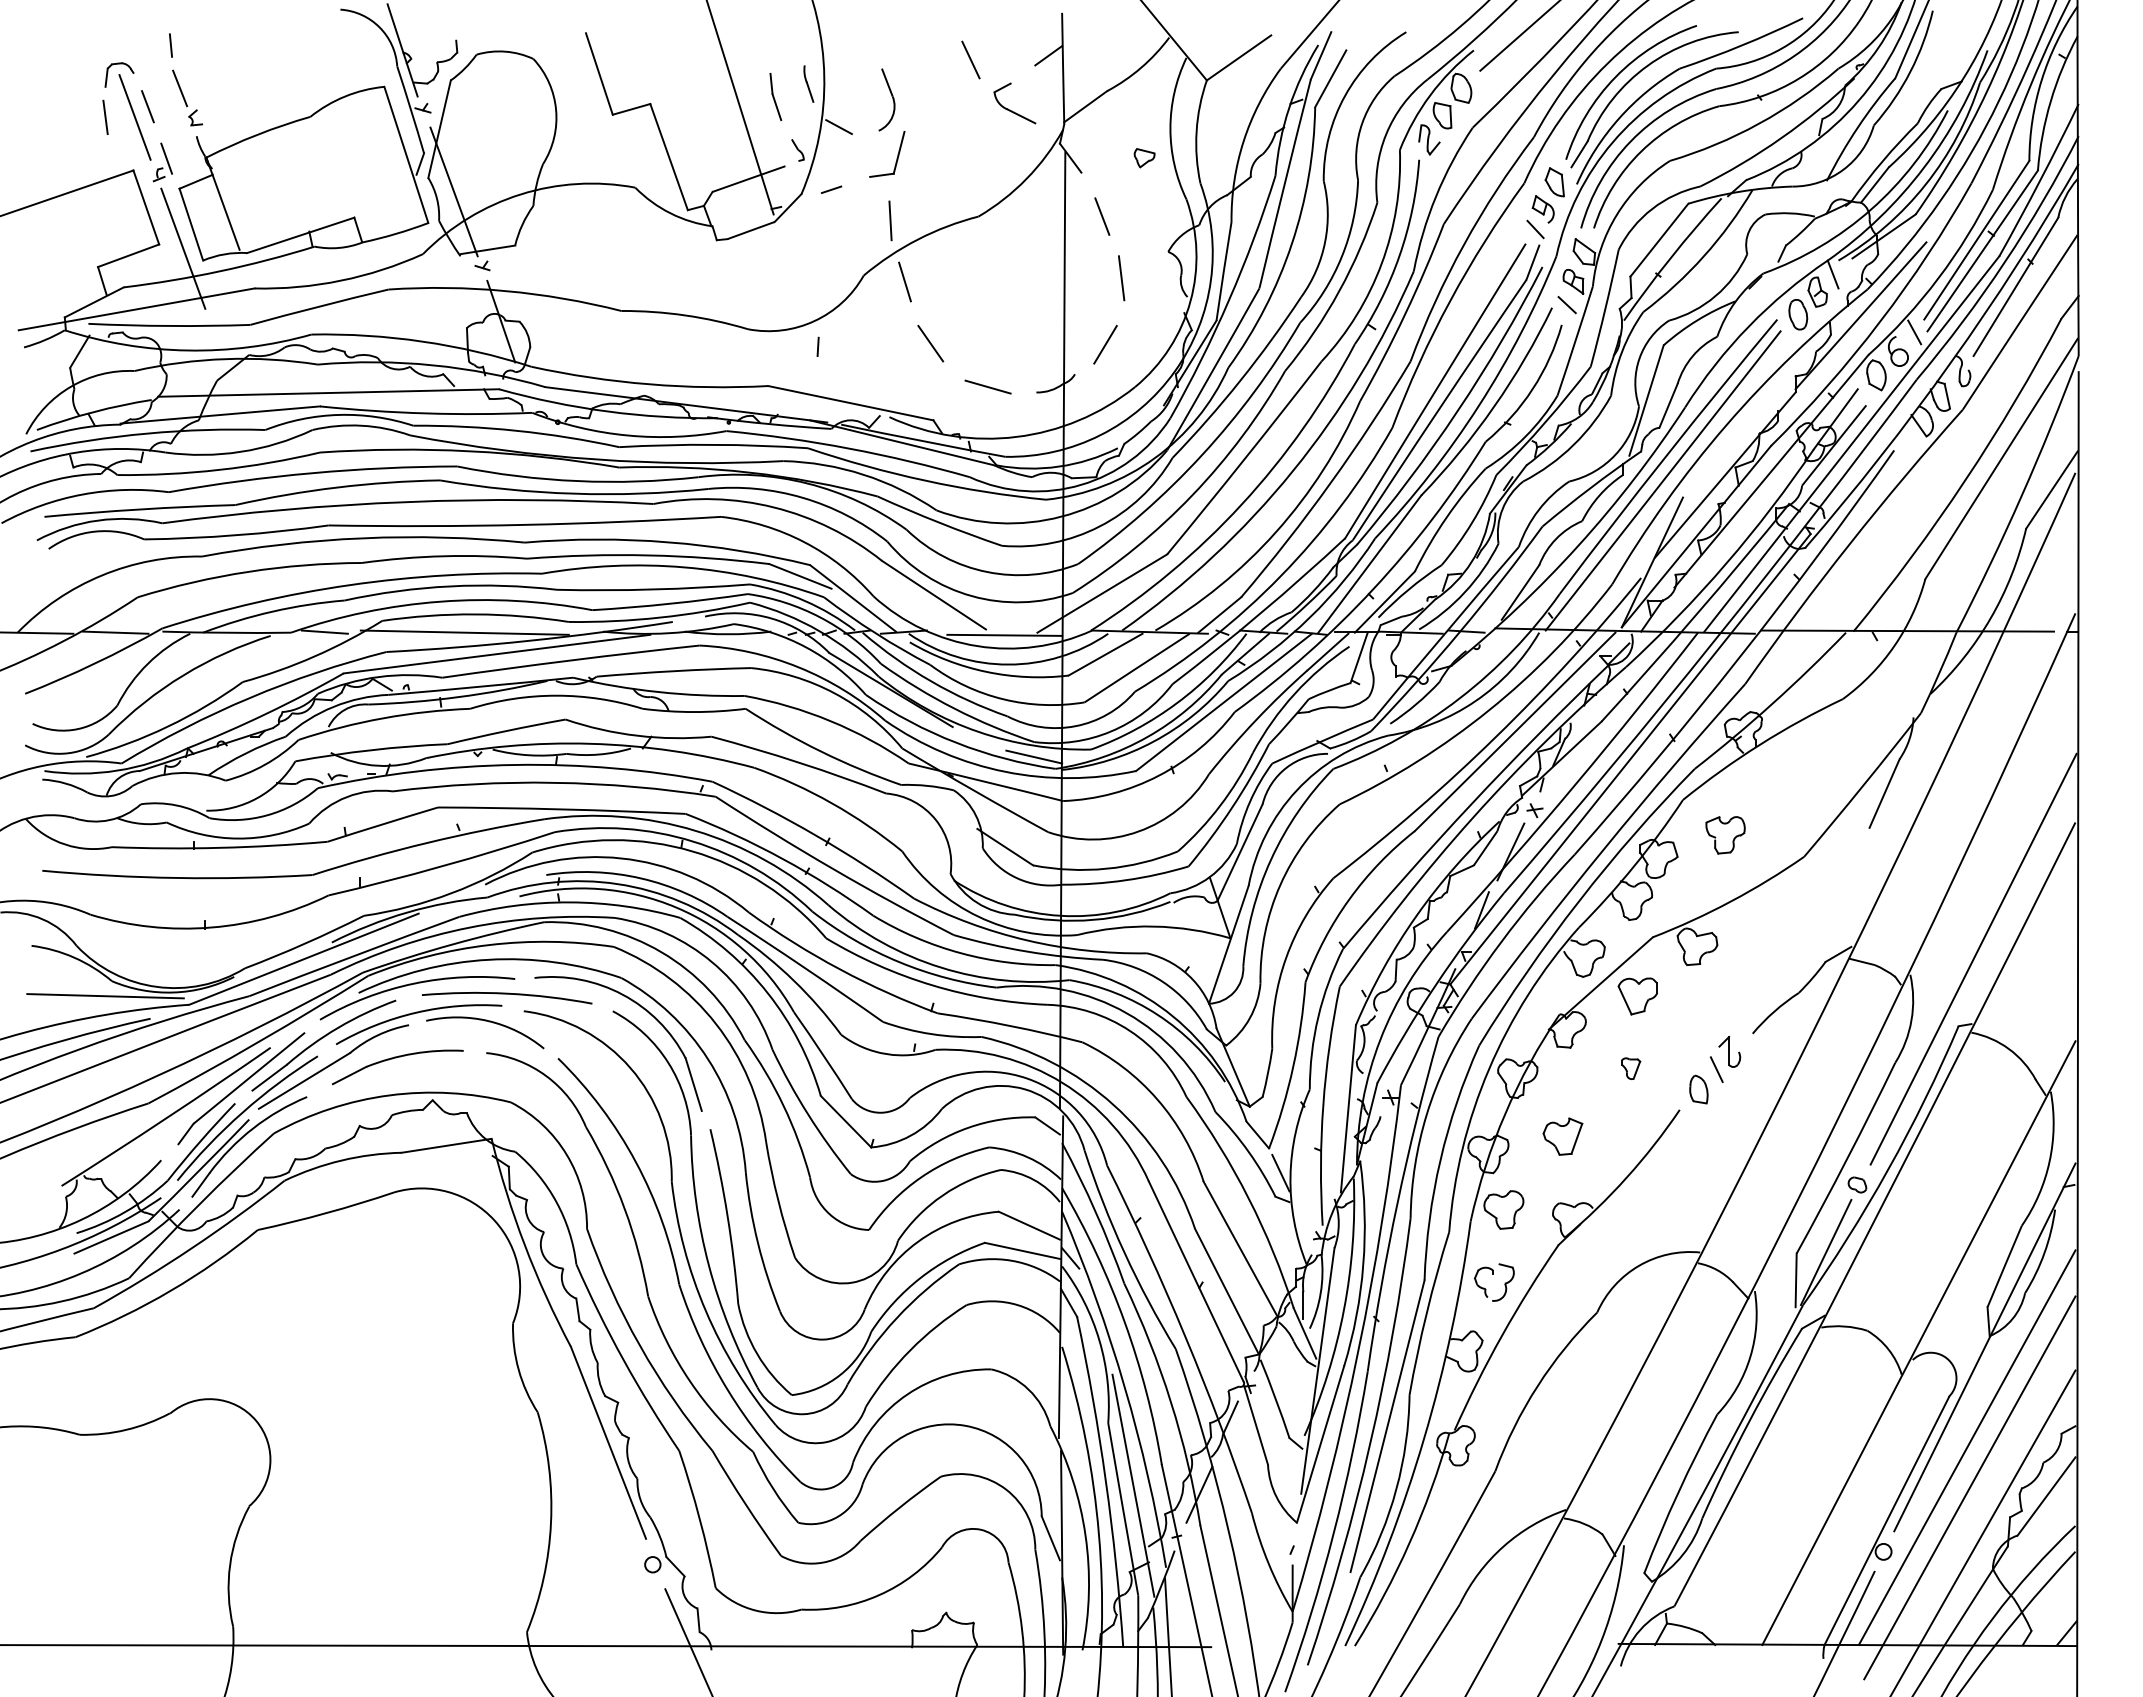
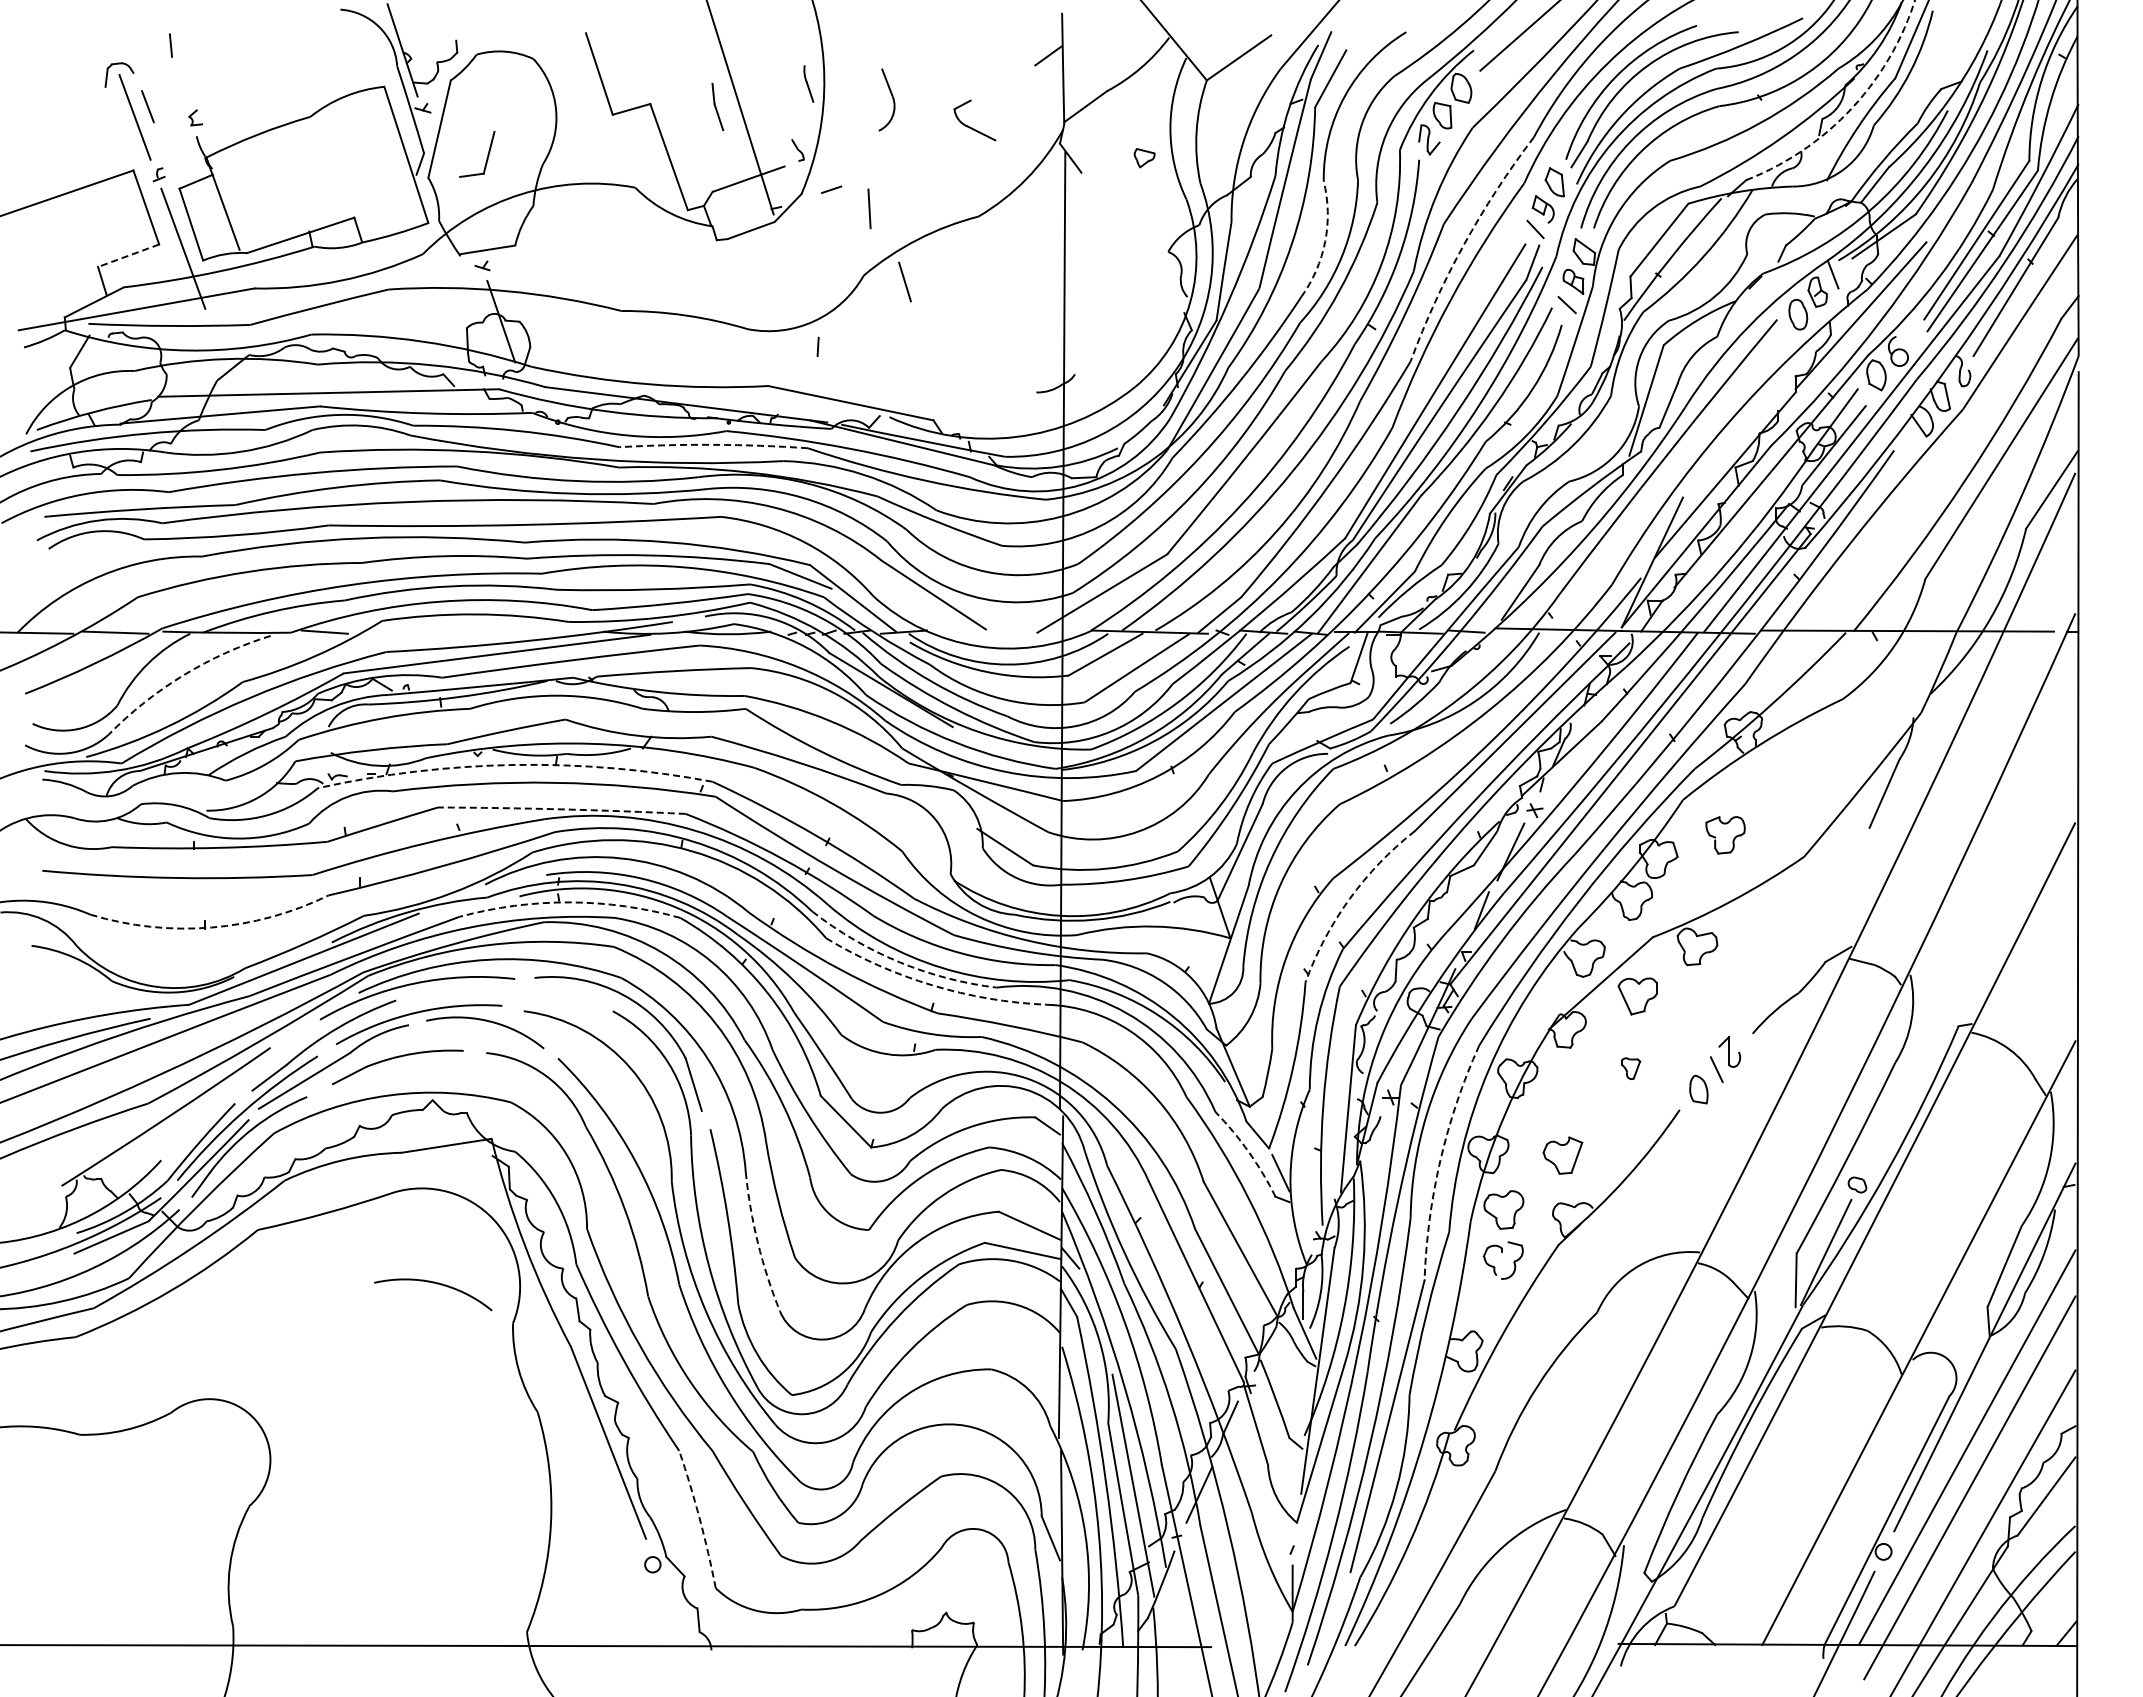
line: present -> none (970, 59)
line: present -> none (180, 88)
part position: (775, 97) -> (717, 107) (717, 107)
arc: solid -> dashed (1851, 108)
part position: (1010, 109) -> (970, 126) (970, 126)
line: present -> none (105, 117)
line: present -> none (838, 127)
line: present -> none (166, 158)
part position: (896, 158) -> (486, 158) (486, 158)
line: present -> none (453, 191)
line: present -> none (1102, 216)
line position: (890, 220) -> (869, 208) (869, 208)
arc: solid -> dashed (1325, 241)
arc: solid -> dashed (1463, 244)
line: solid -> dashed (128, 255)
line: present -> none (1121, 278)
line: present -> none (1914, 332)
line: present -> none (930, 343)
line: present -> none (1105, 344)
line: present -> none (987, 386)
arc: solid -> dashed (713, 444)
line: present -> none (1662, 480)
line: present -> none (464, 632)
line: present -> none (1004, 634)
arc: solid -> dashed (183, 675)
line: present -> none (1034, 756)
arc: solid -> dashed (514, 764)
arc: solid -> dashed (561, 809)
arc: solid -> dashed (1349, 899)
arc: solid -> dashed (569, 902)
arc: solid -> dashed (211, 927)
line: present -> none (1973, 958)
arc: solid -> dashed (899, 962)
arc: solid -> dashed (932, 985)
arc: present -> none (507, 994)
line: present -> none (105, 996)
part: present -> none (241, 1088)
part position: (1562, 1136) -> (1562, 1155) (1562, 1155)
arc: solid -> dashed (1248, 1152)
arc: solid -> dashed (1440, 1160)
arc: solid -> dashed (757, 1243)
part position: (1493, 1274) -> (1502, 1252) (1502, 1252)
arc: none -> present (437, 1284)
arc: solid -> dashed (699, 1518)
line: present -> none (1168, 1635)
line: present -> none (688, 1641)
